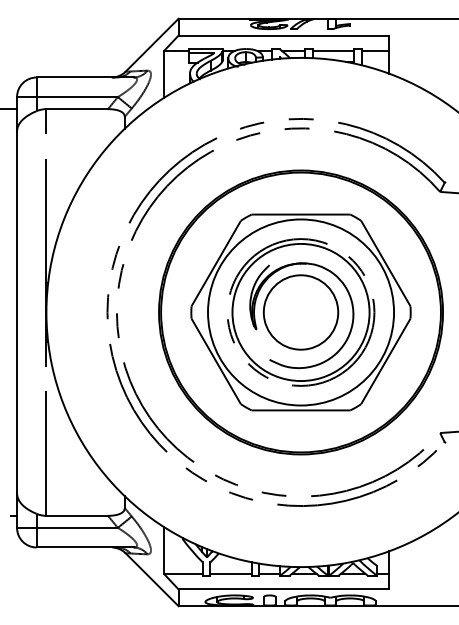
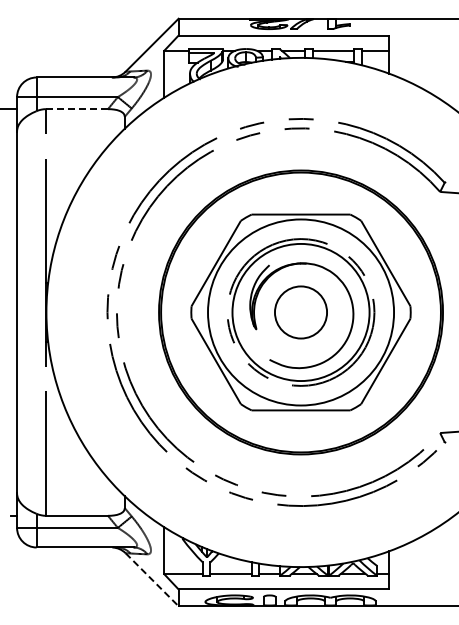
line: solid -> dashed (77, 109)
circle diameter: 74 px -> 52 px (300, 312)
line: solid -> dashed (152, 580)
